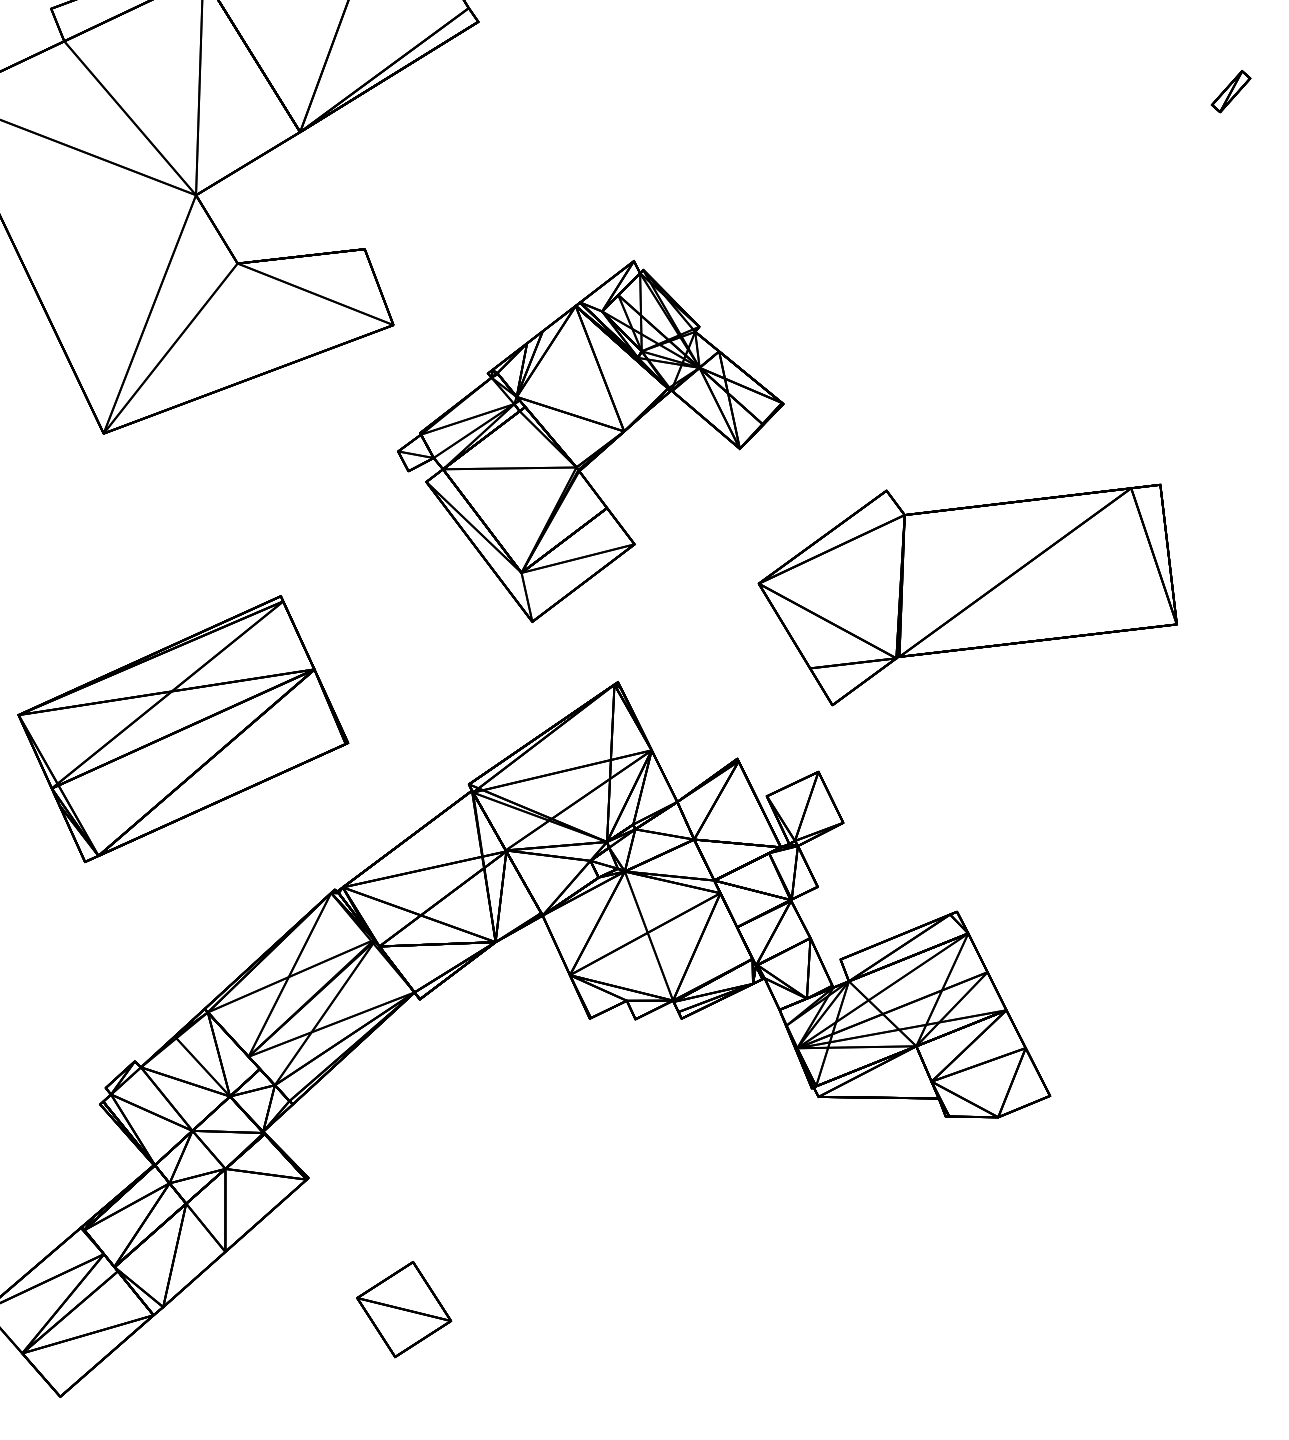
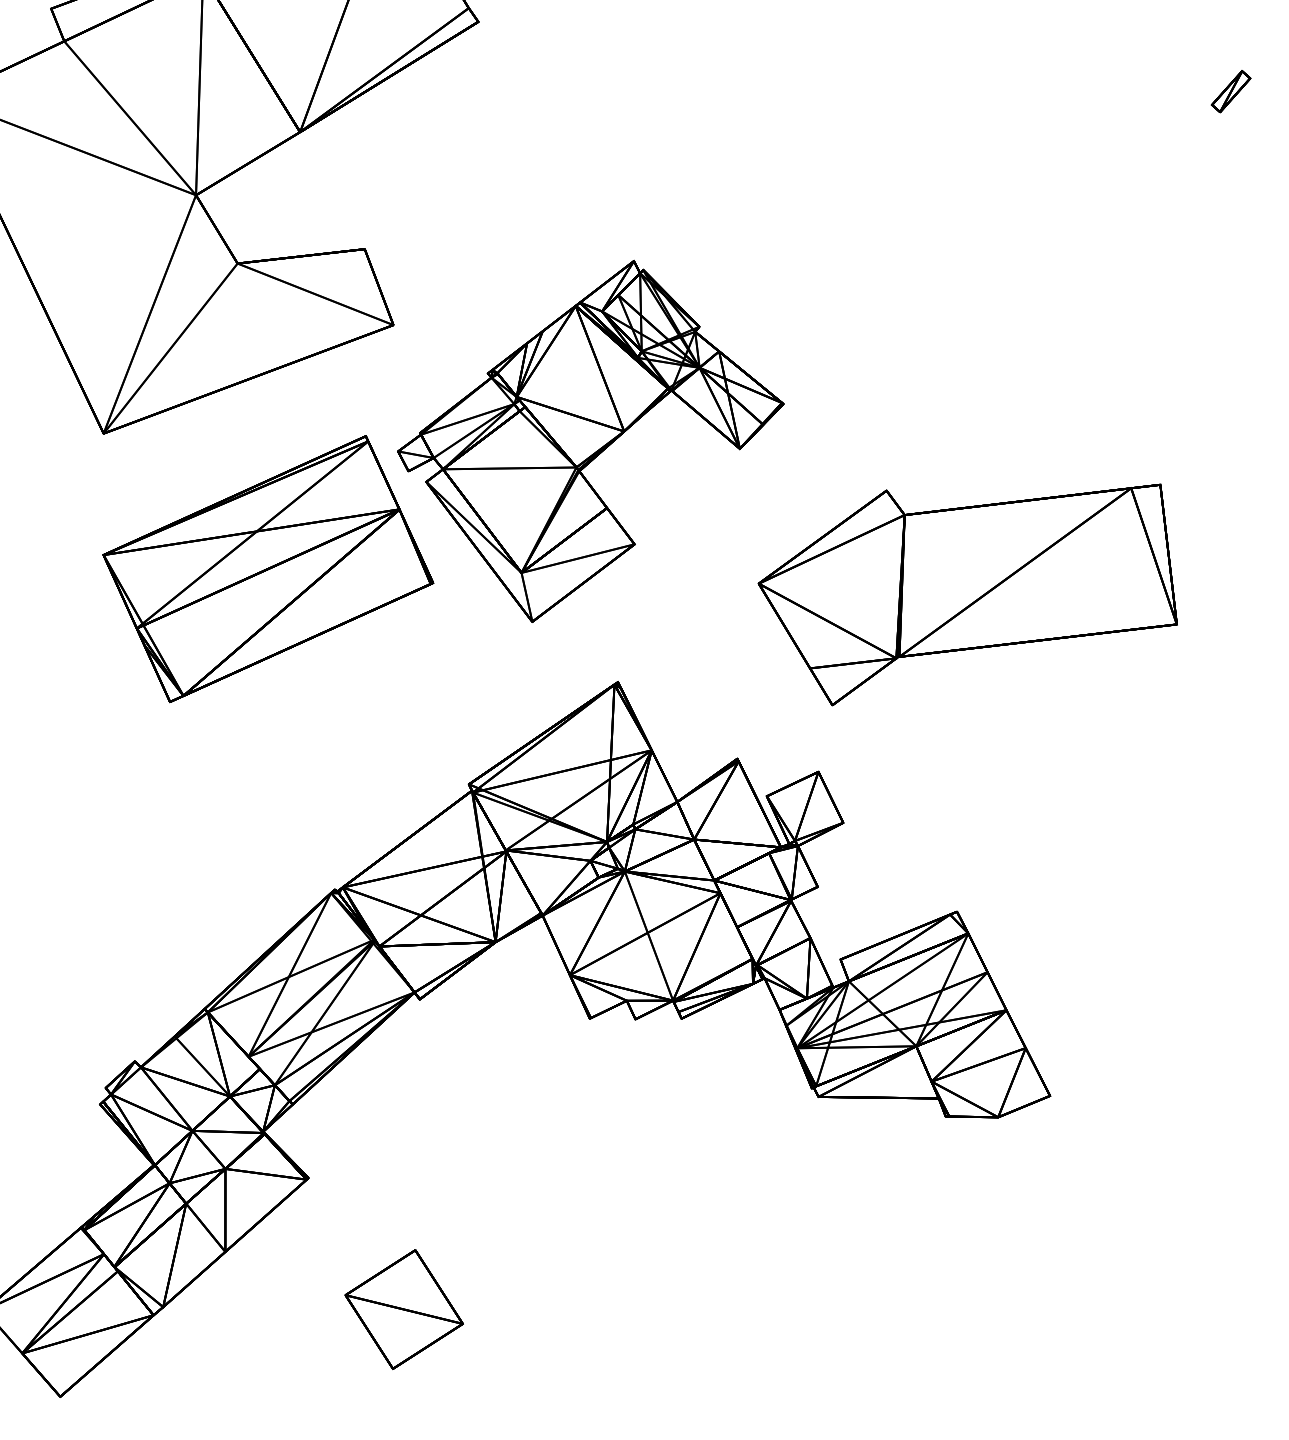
part position: (183, 729) -> (268, 569) (268, 569)
part size: 97x98 px -> 120x121 px (403, 1309)
